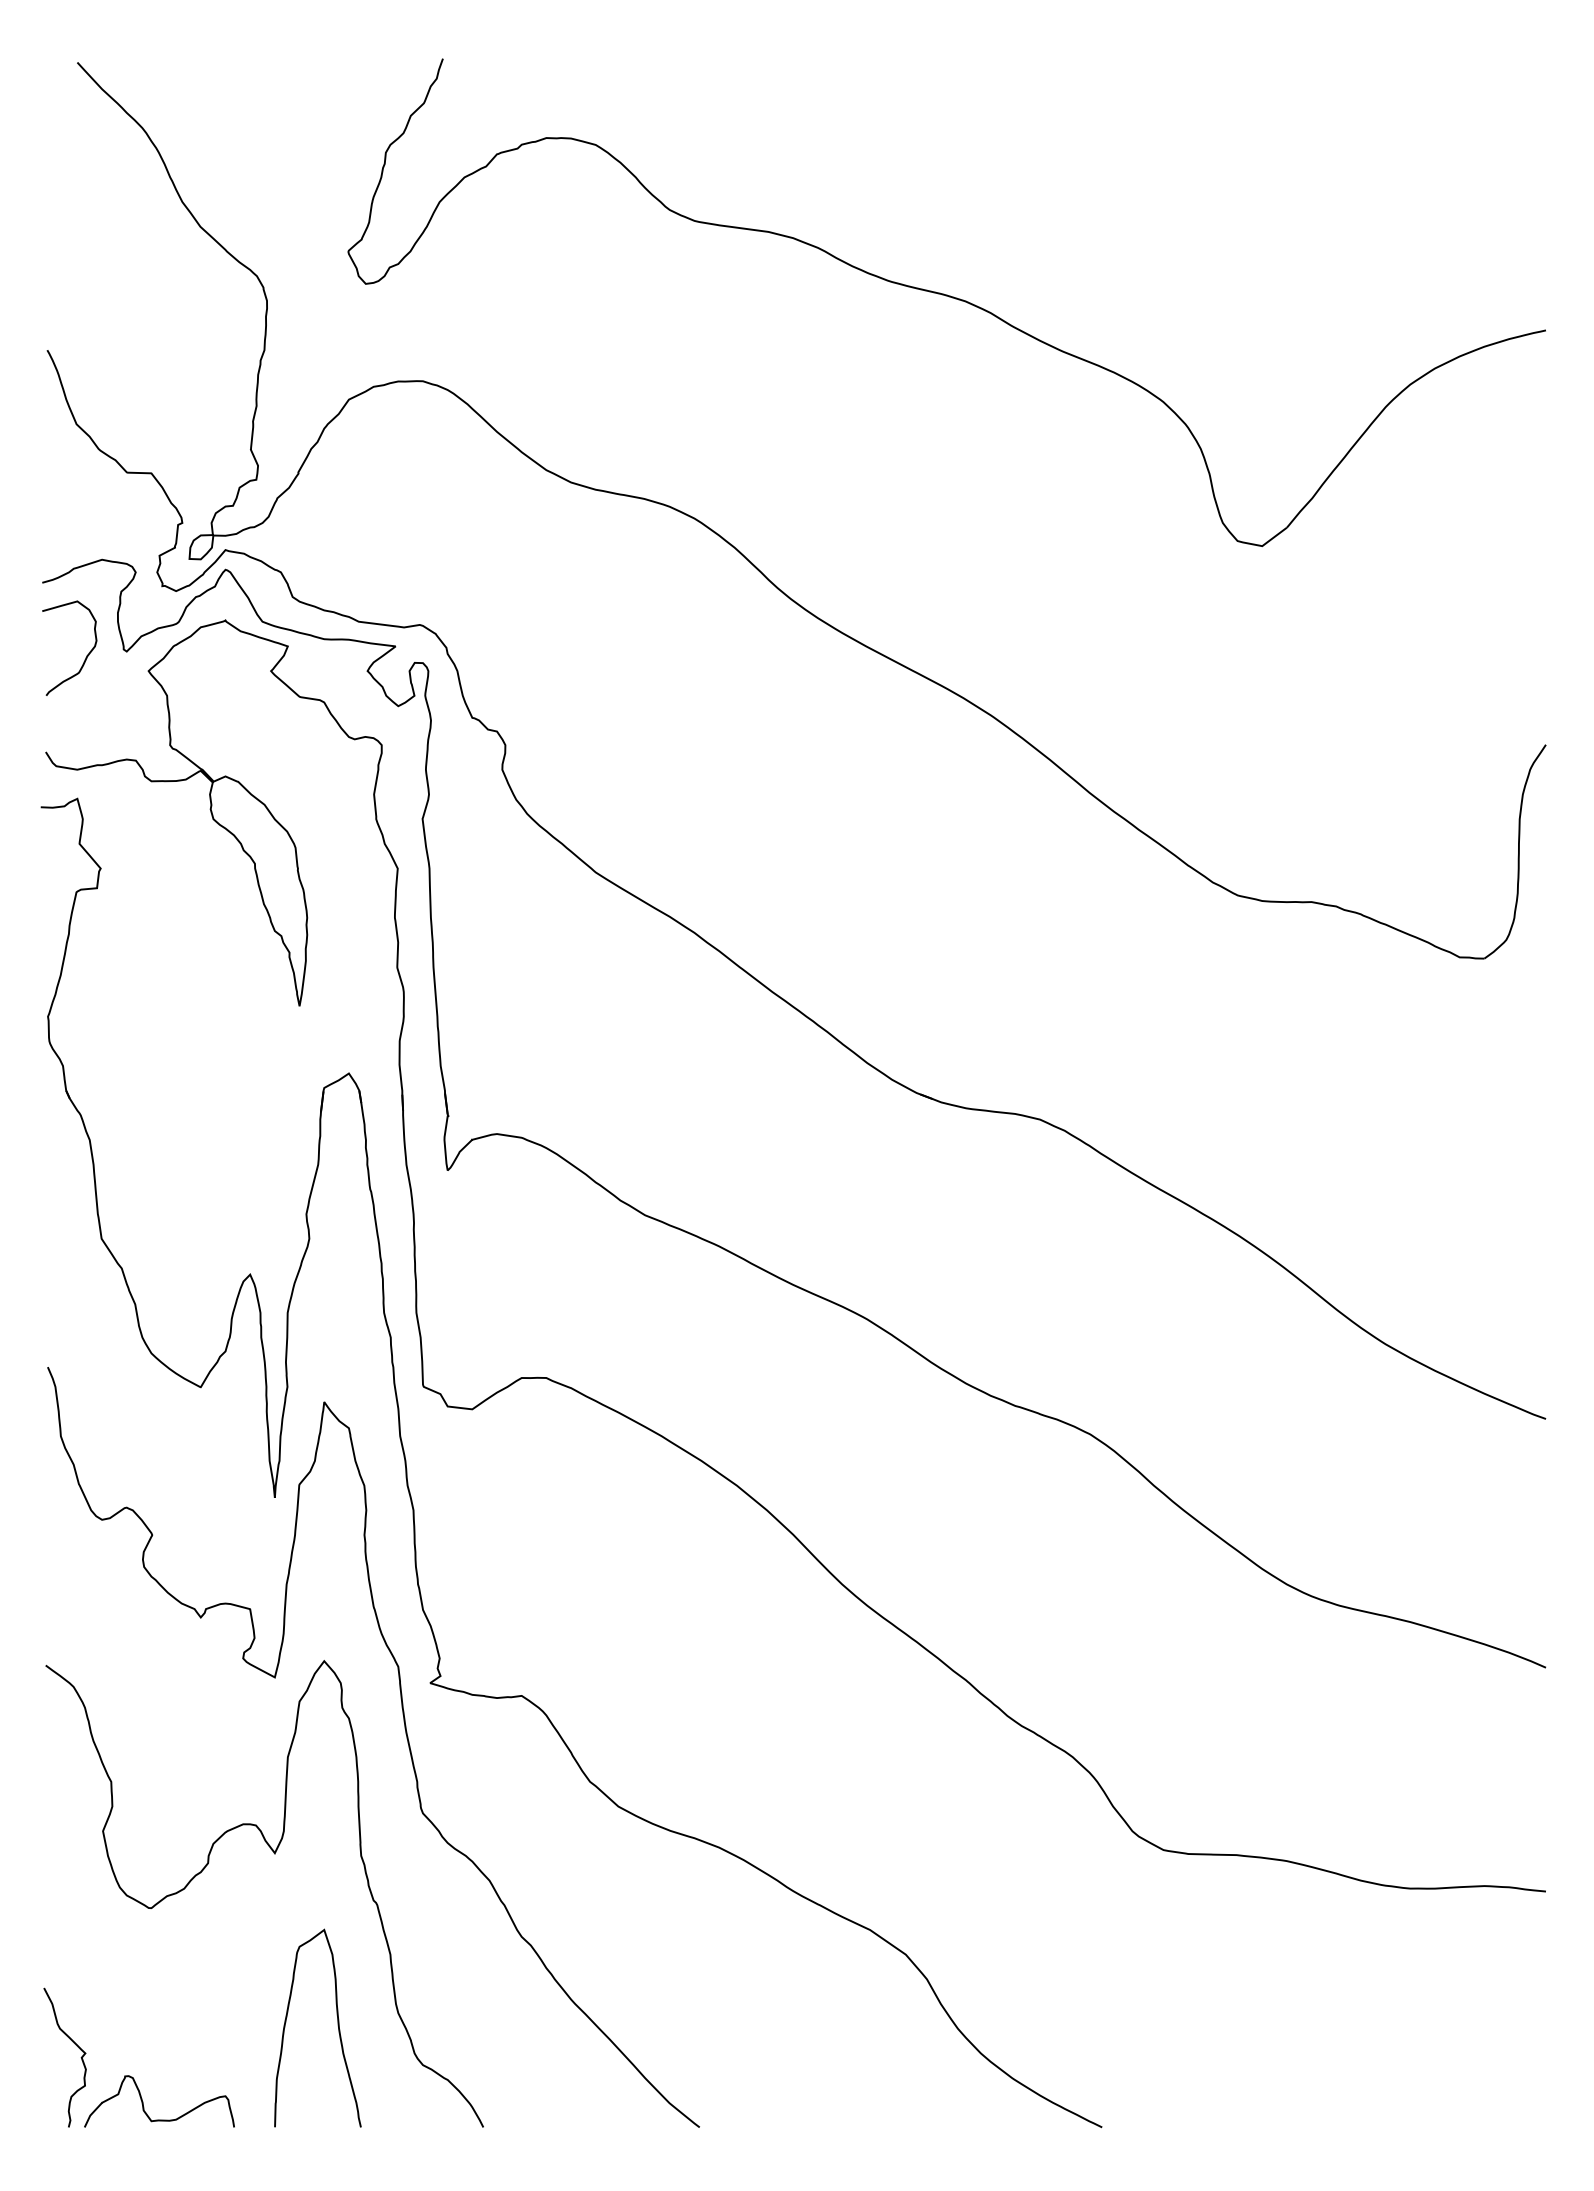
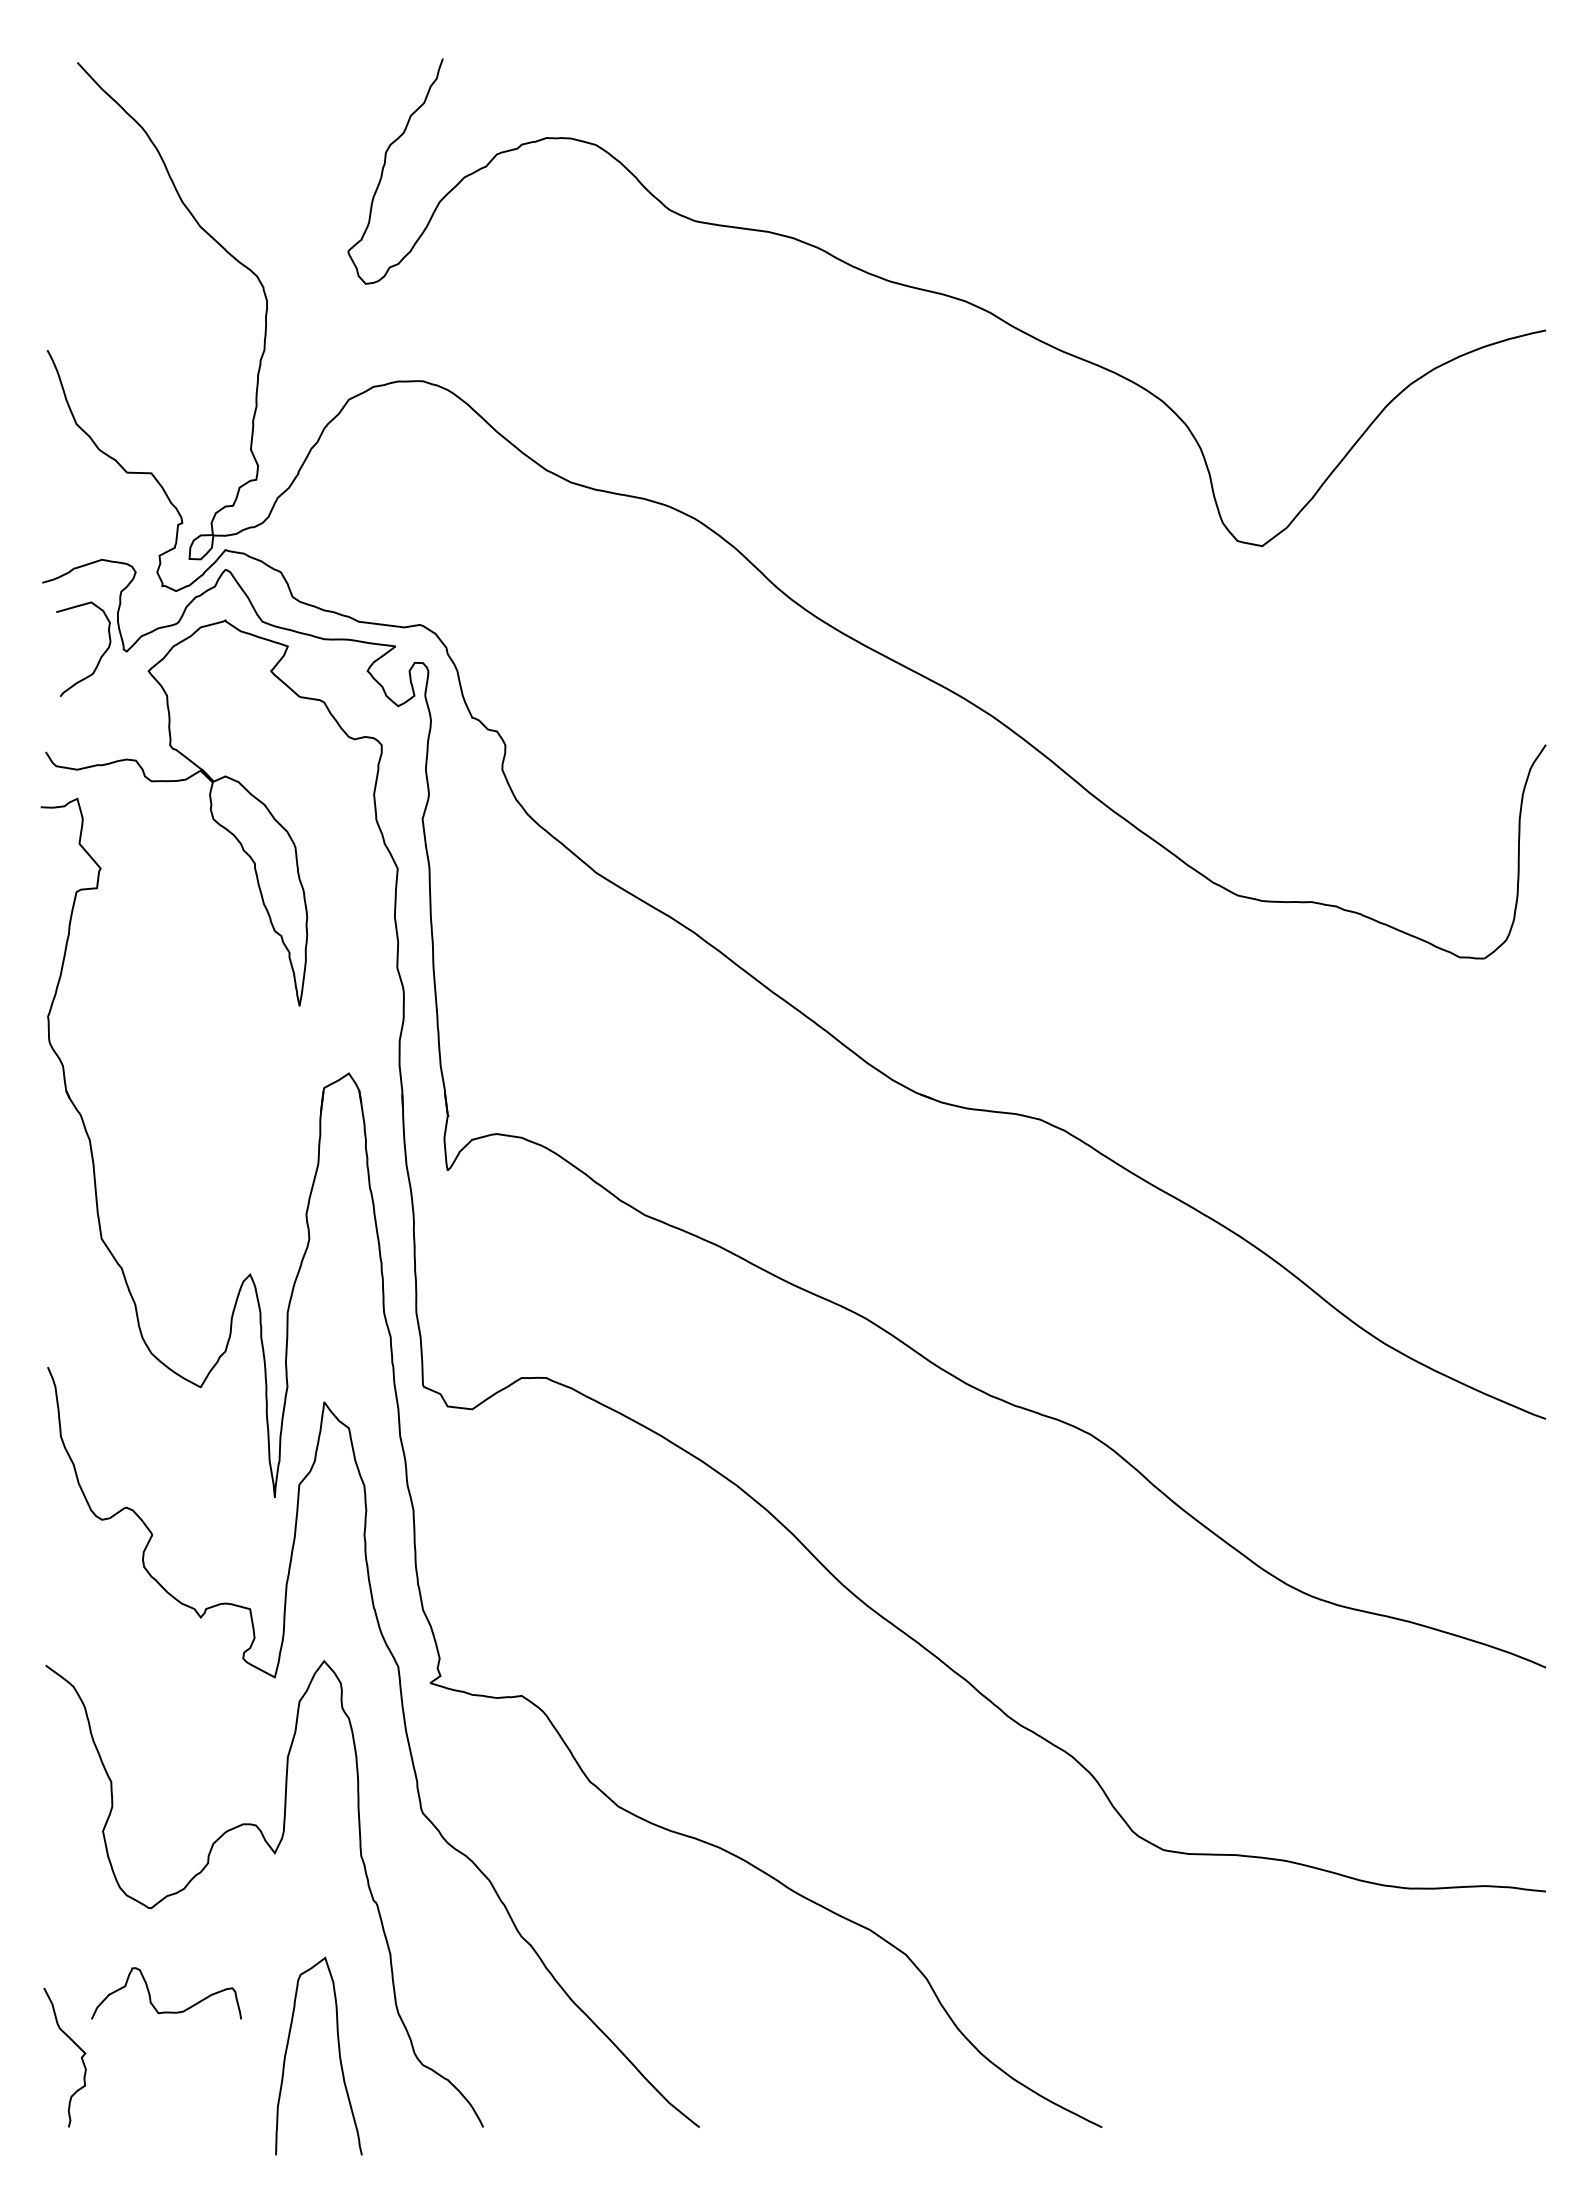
curve position: (86, 655) -> (100, 656) (100, 656)
curve position: (337, 2025) -> (338, 2053) (338, 2053)
curve position: (143, 2101) -> (150, 1993) (150, 1993)
